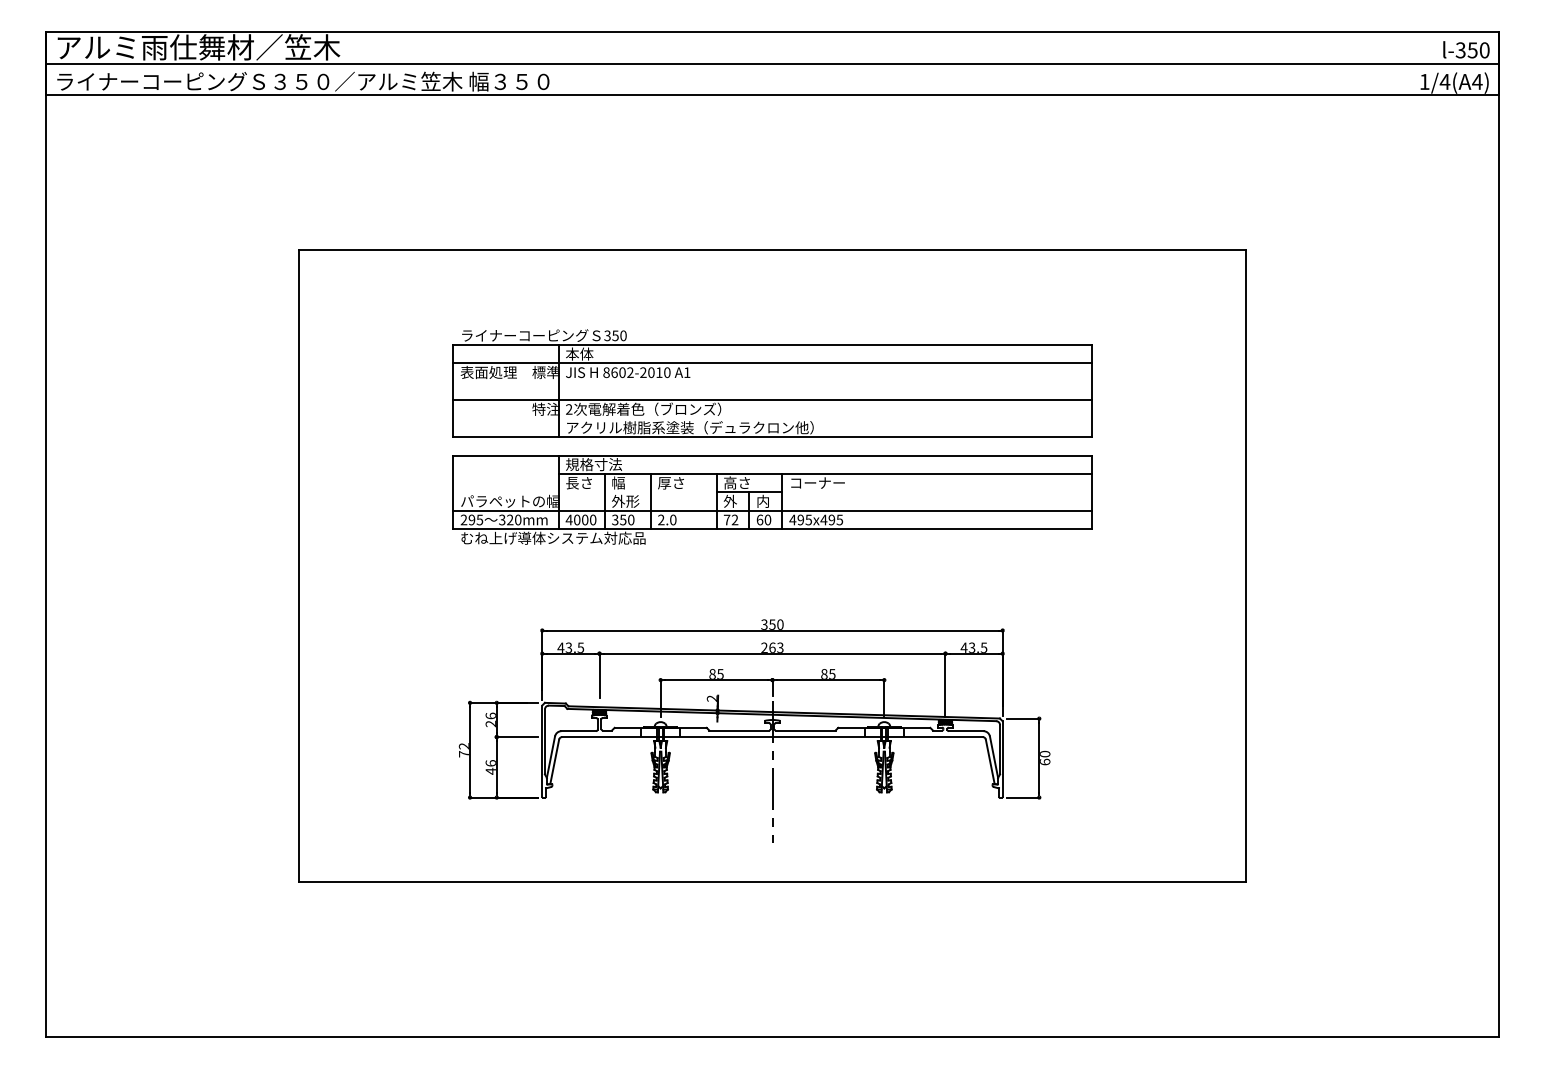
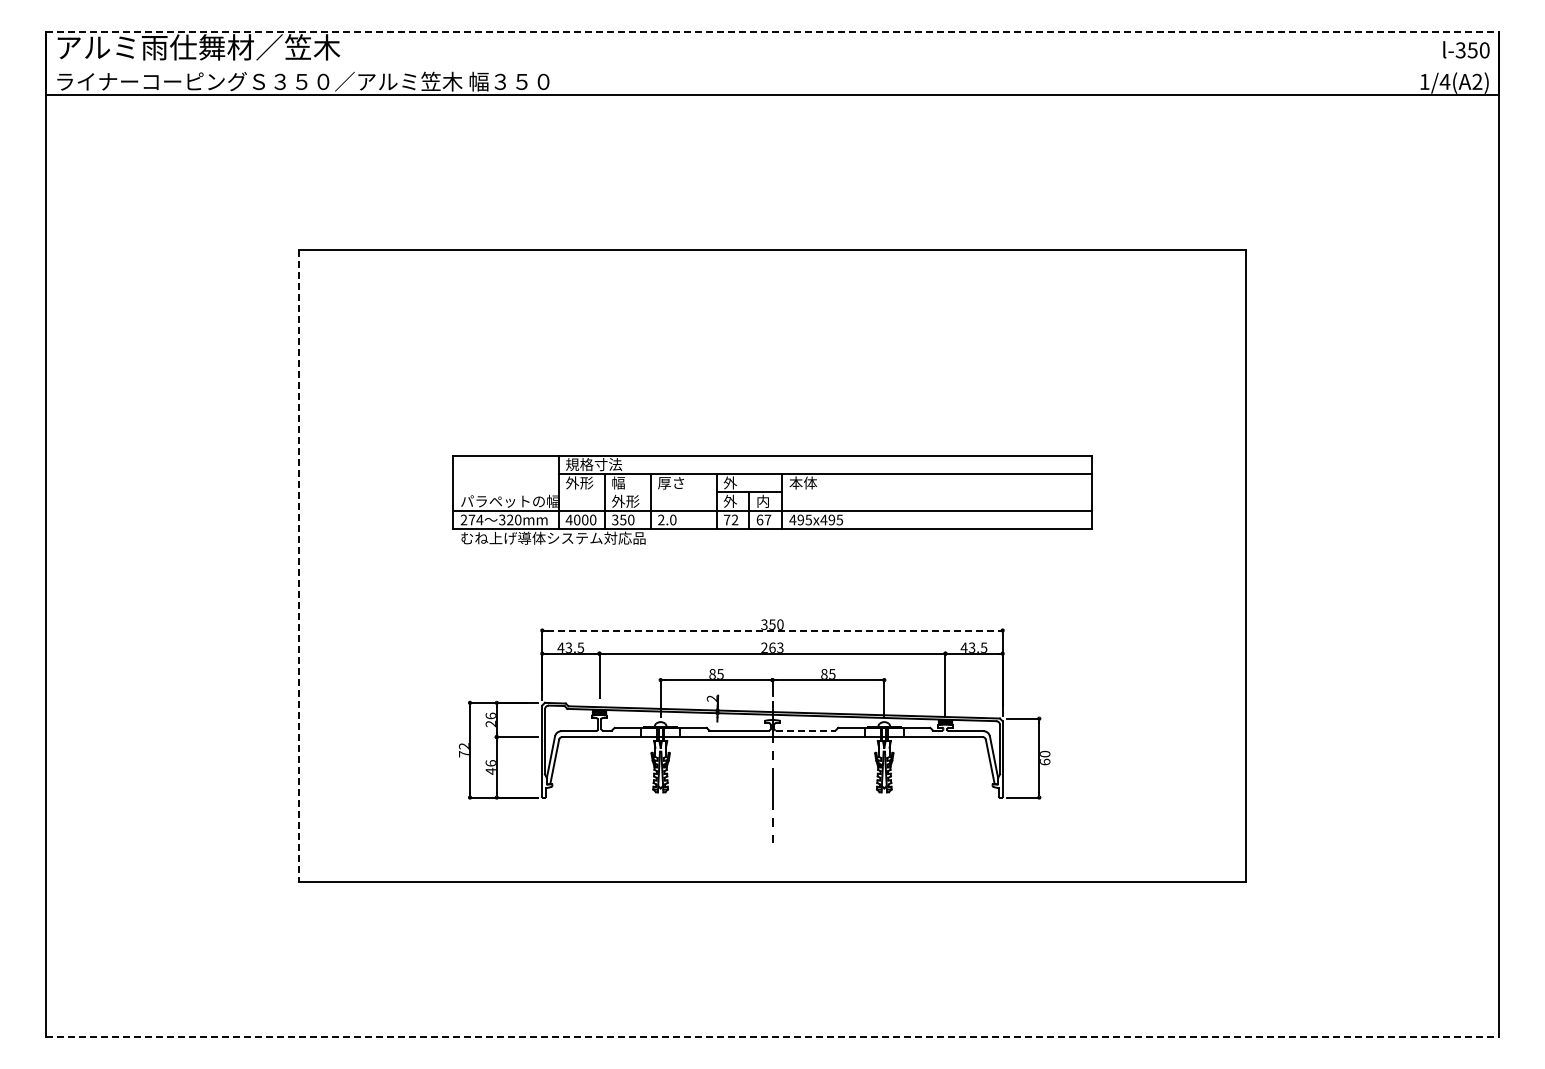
line: solid -> dashed (772, 31)
line: present -> none (772, 63)
text: 1/4(A4) -> 1/4(A2) (1477, 81)
part: present -> none (772, 383)
text: 長さ -> 外形 (579, 482)
text: 高さ -> 外 (736, 482)
text: コーナー -> 本体 (816, 482)
text: 295 -> 274 (475, 519)
text: 60 -> 67 (767, 519)
line: solid -> dashed (298, 566)
line: solid -> dashed (772, 630)
line: solid -> dashed (805, 730)
line: solid -> dashed (772, 1037)
